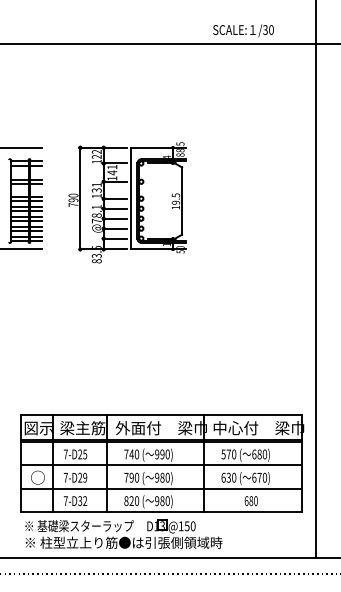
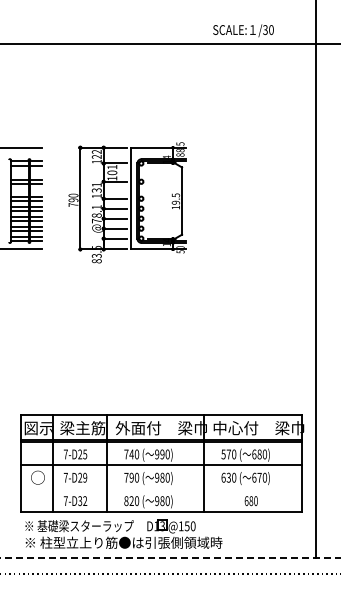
text: 141 -> 101 (112, 172)
line: present -> none (161, 488)
line: solid -> dashed (169, 558)
